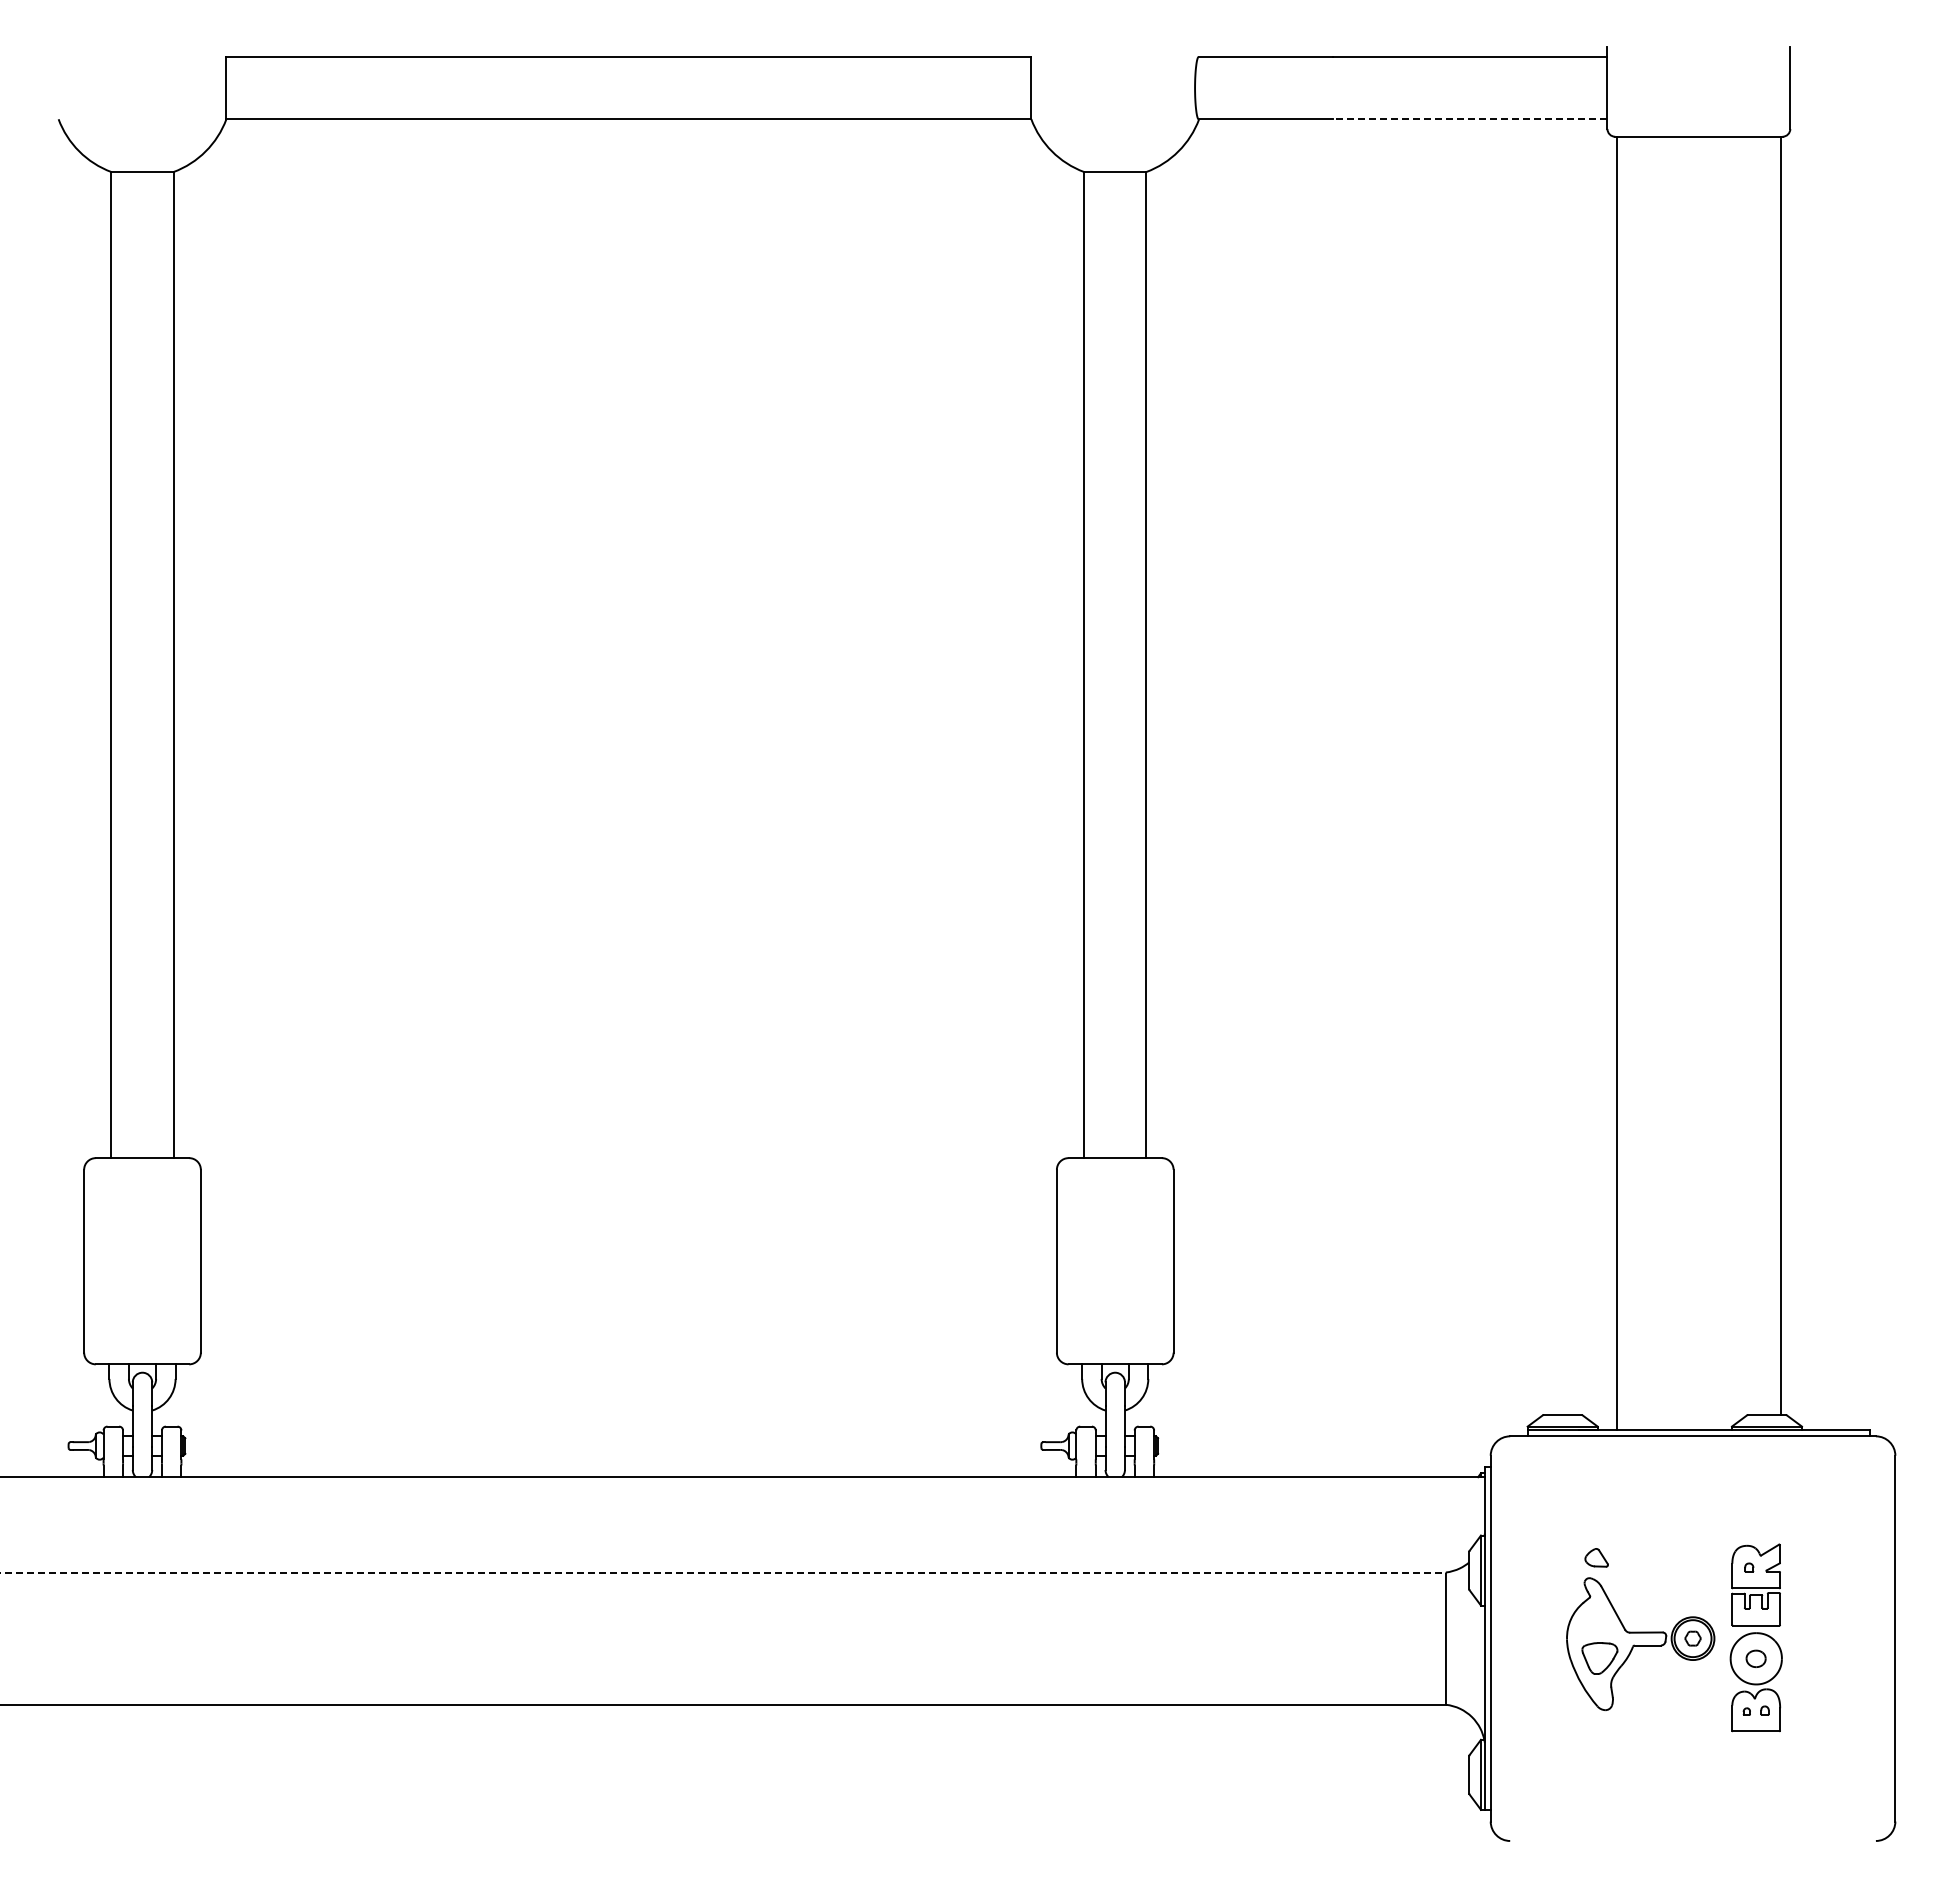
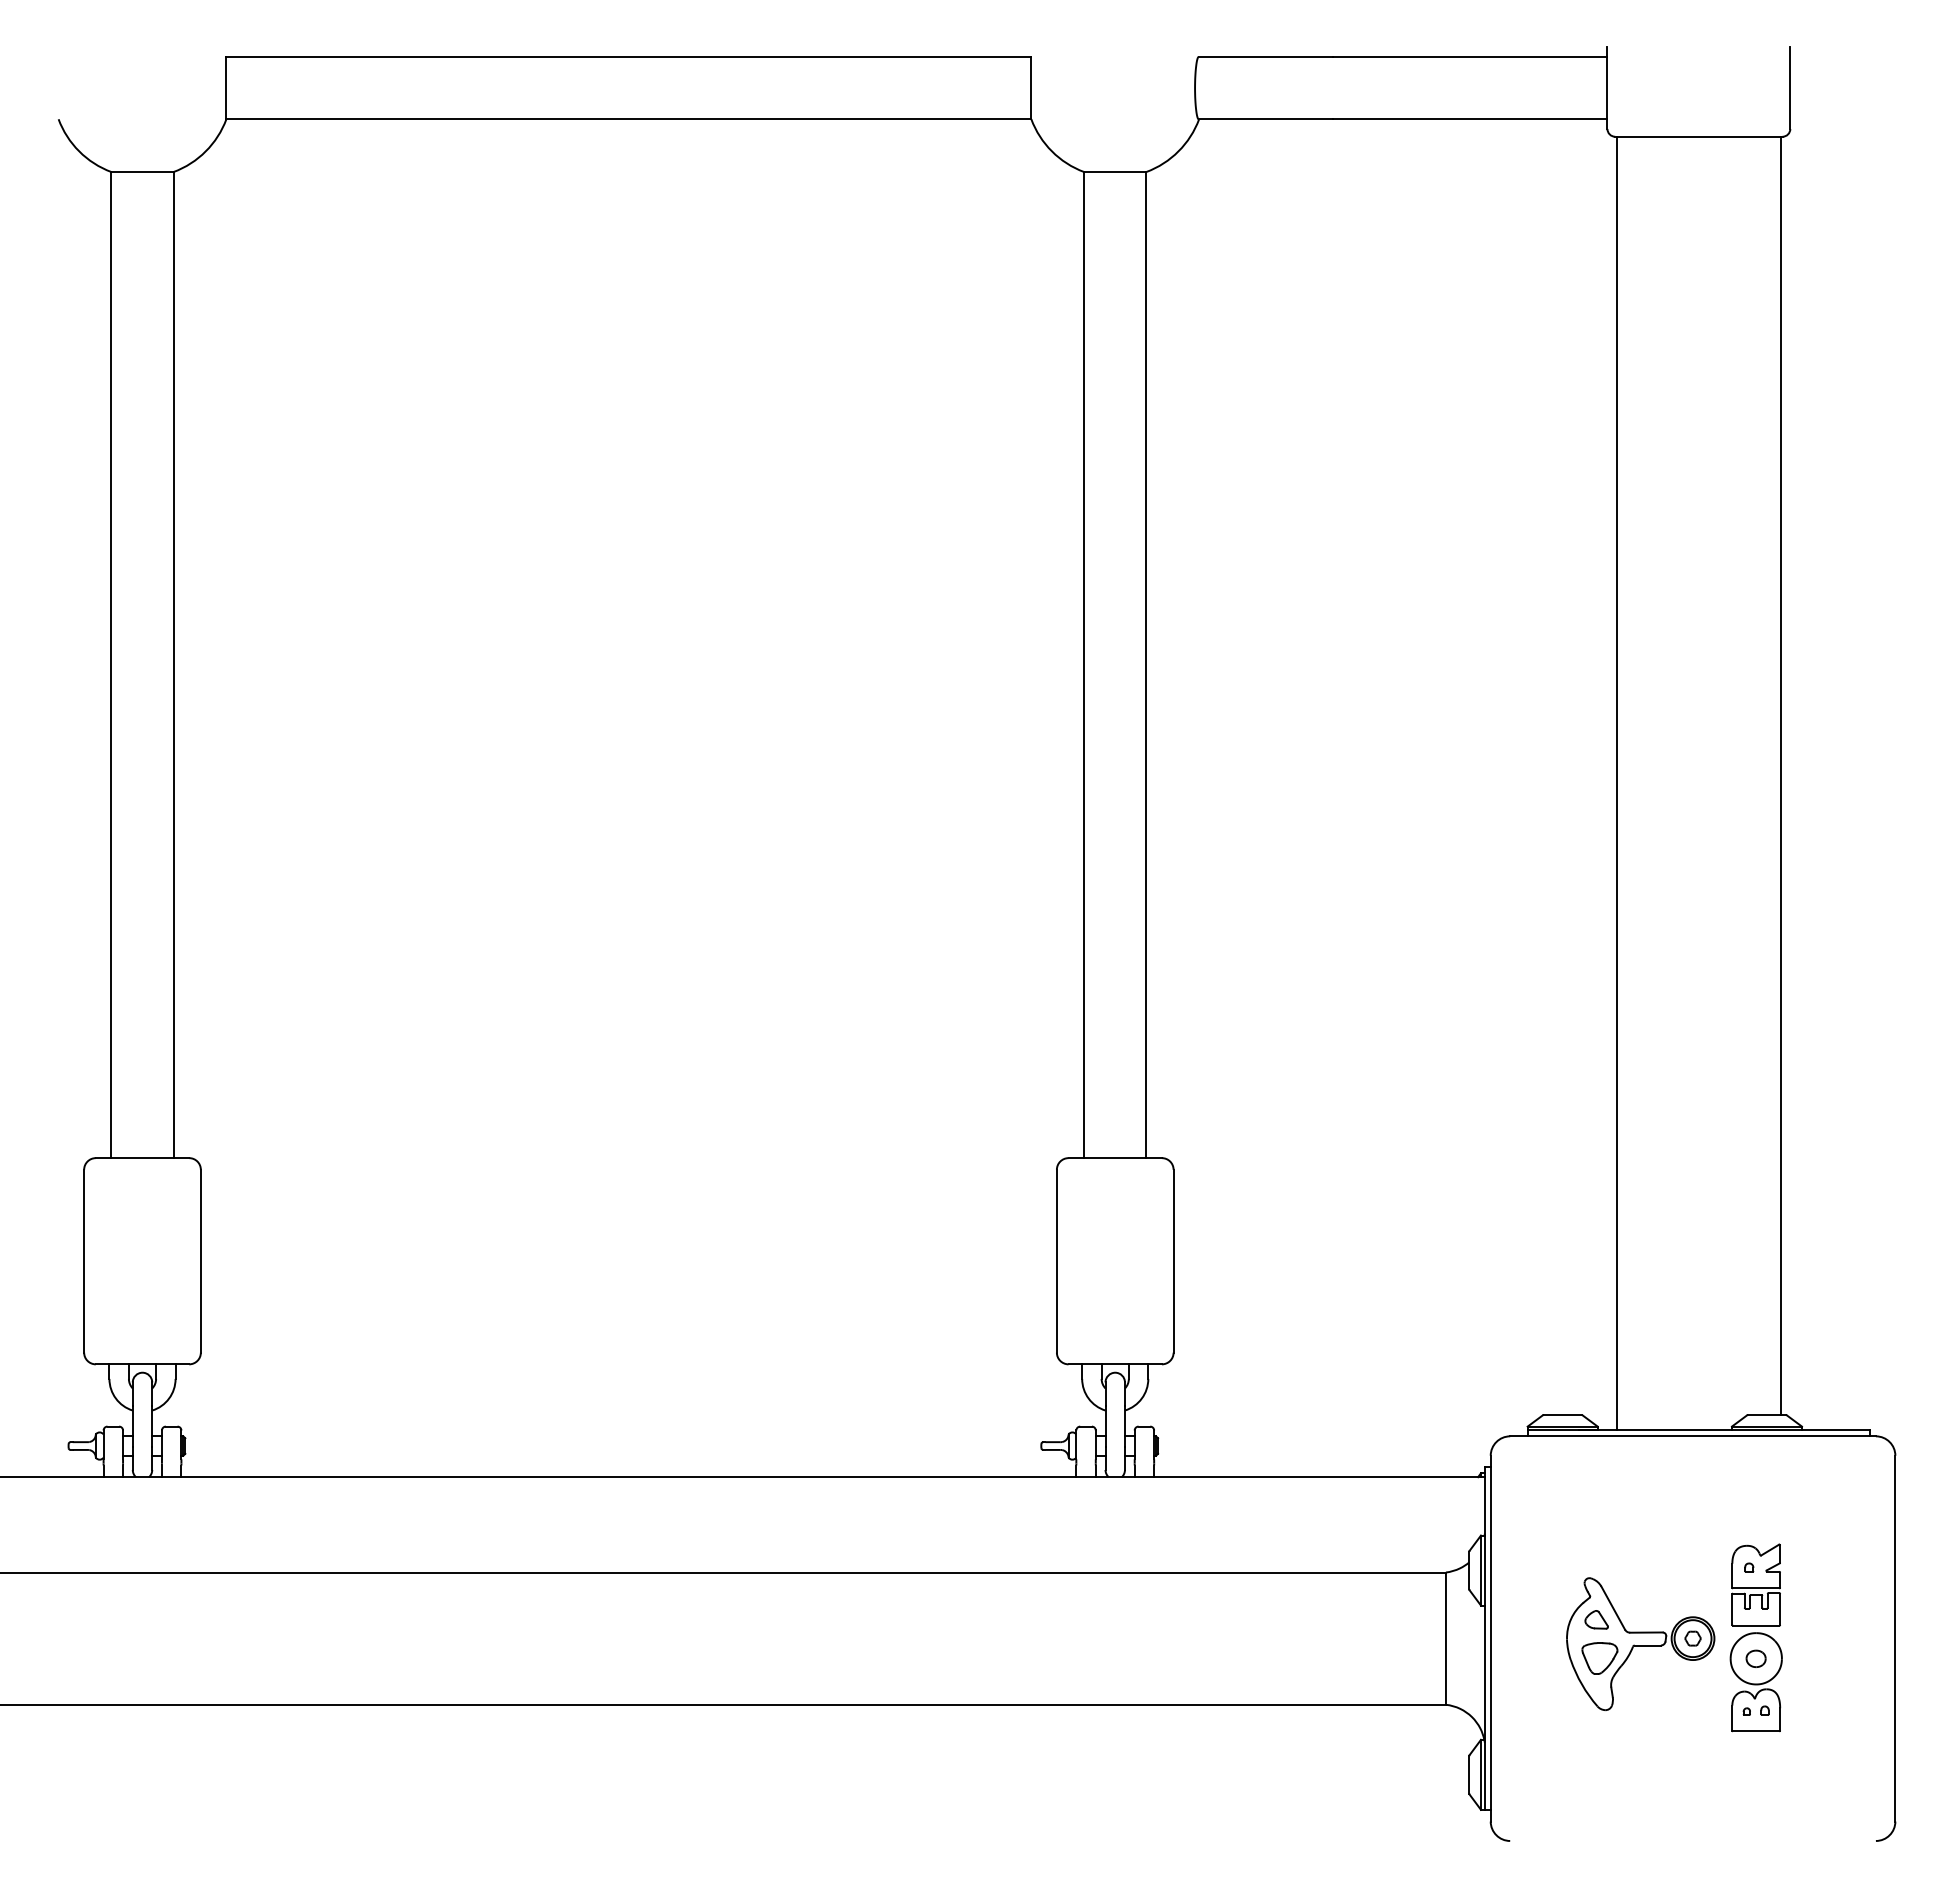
line: dashed -> solid (1469, 119)
part position: (1596, 1557) -> (1596, 1619) (1596, 1619)
line: dashed -> solid (723, 1572)
